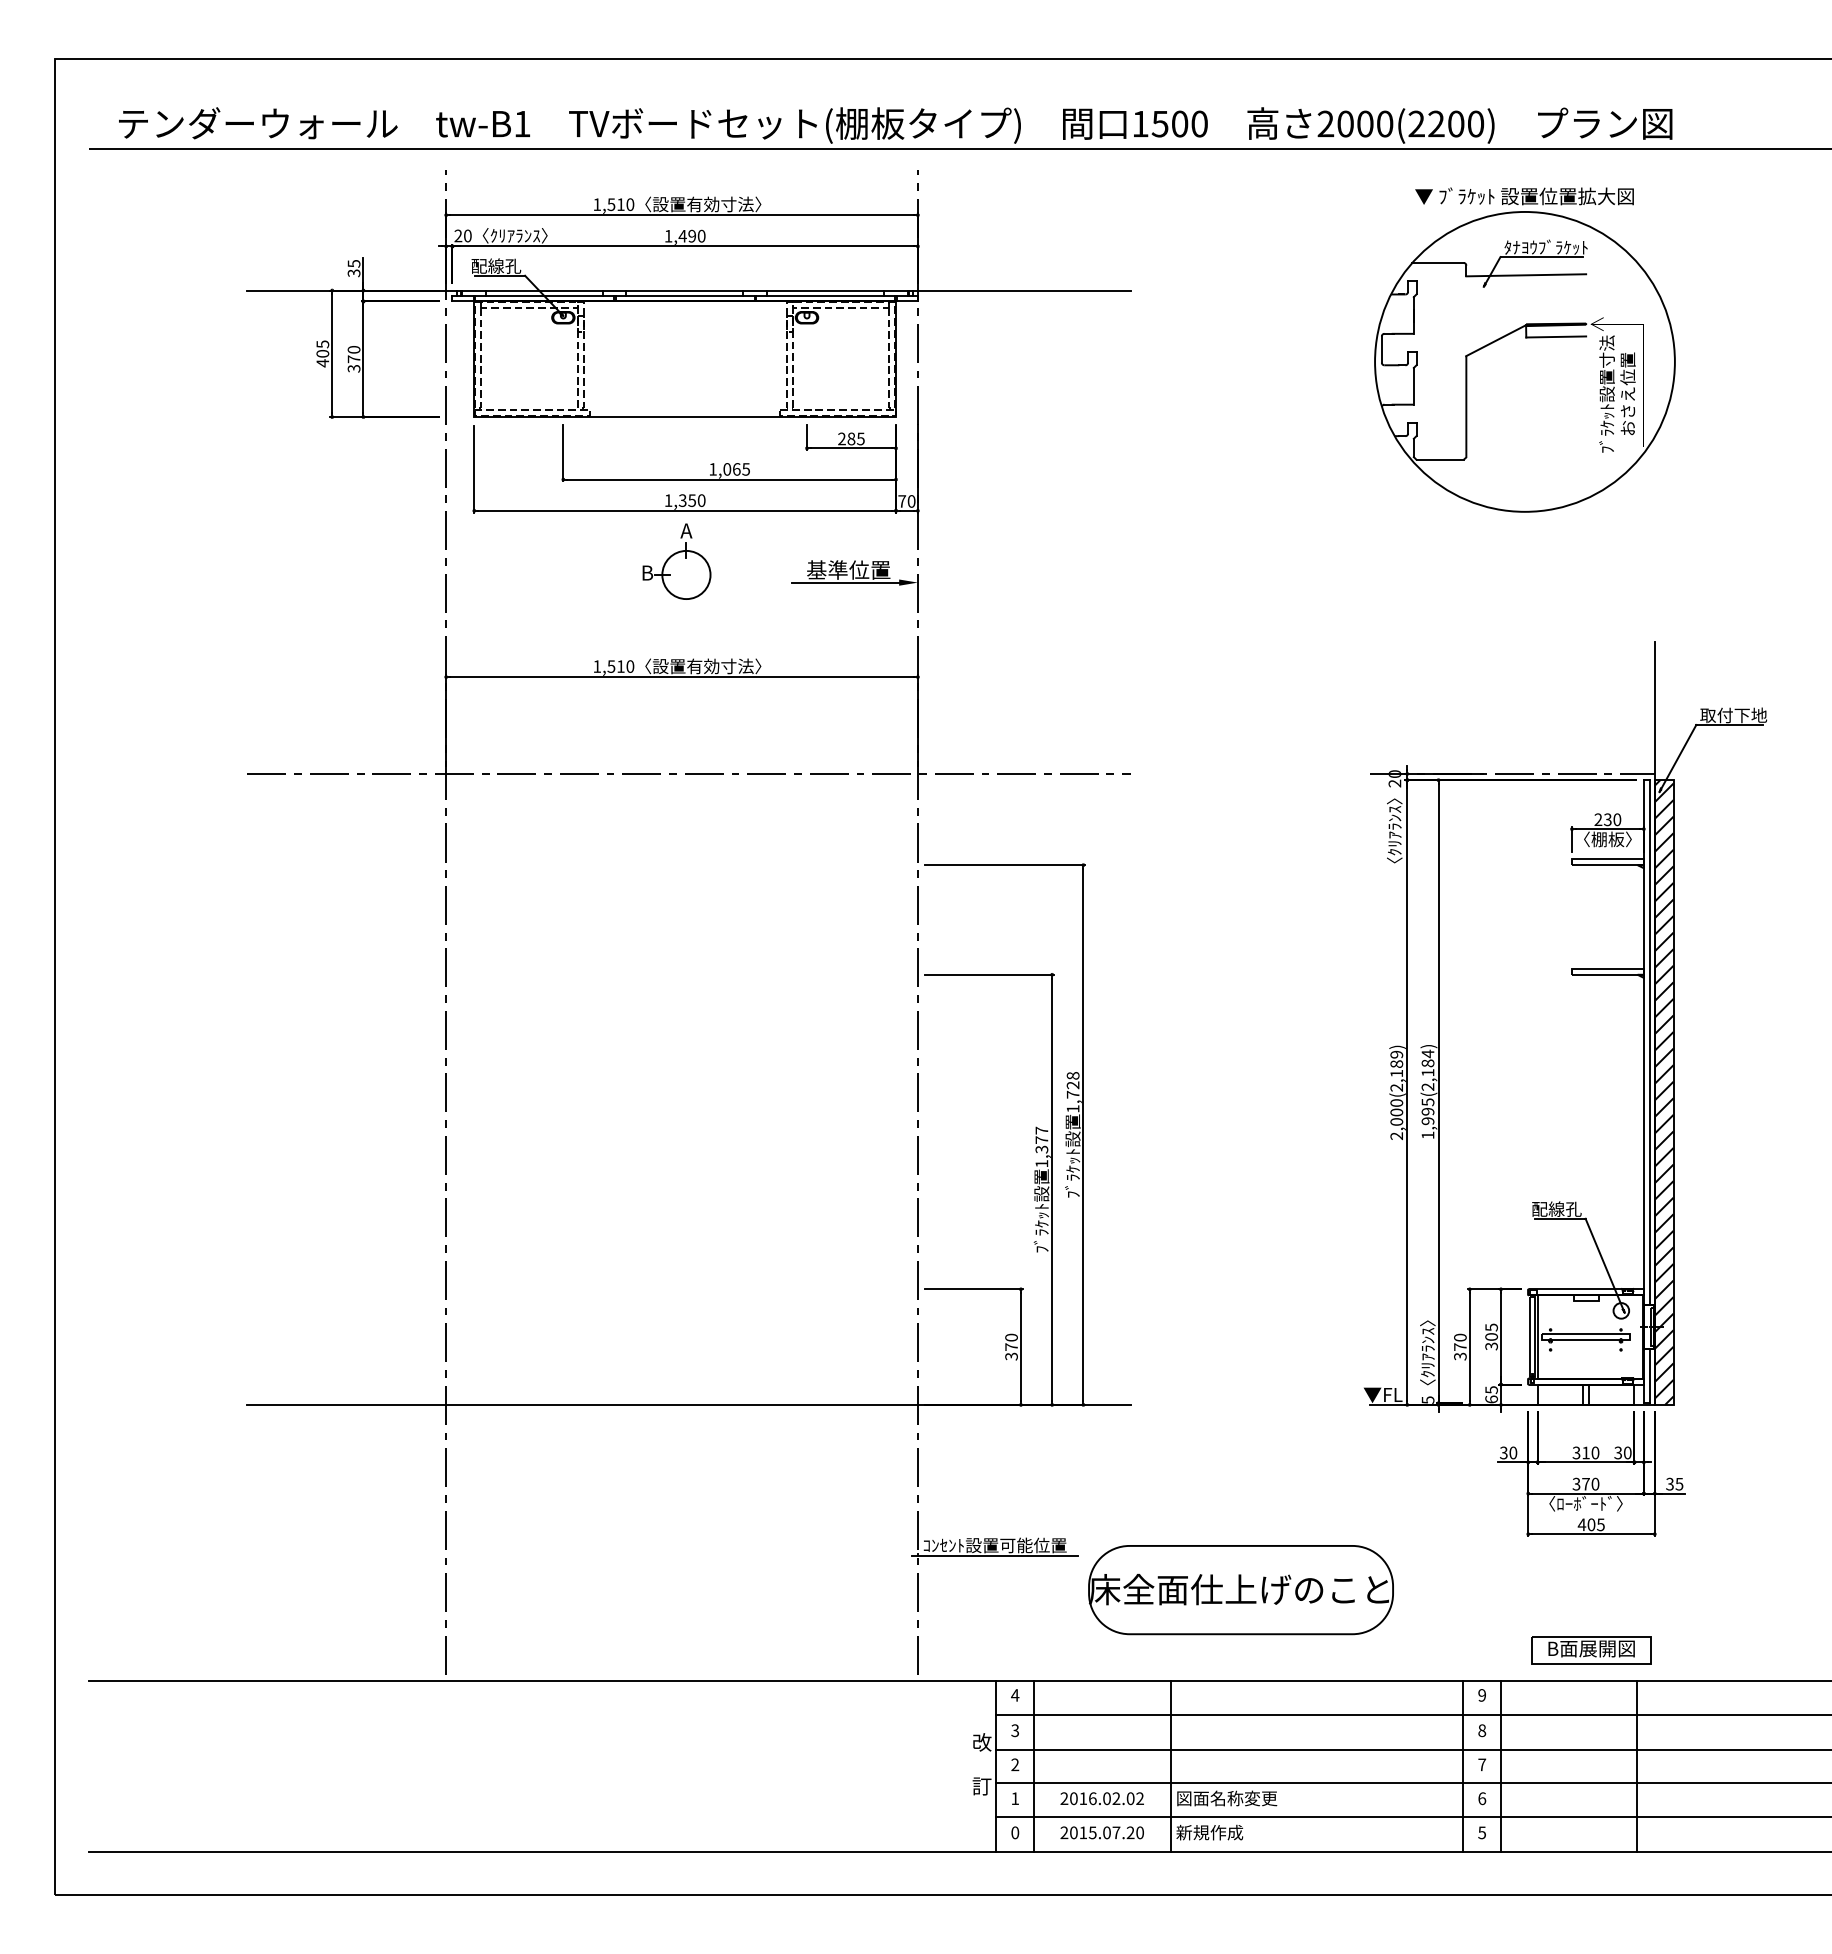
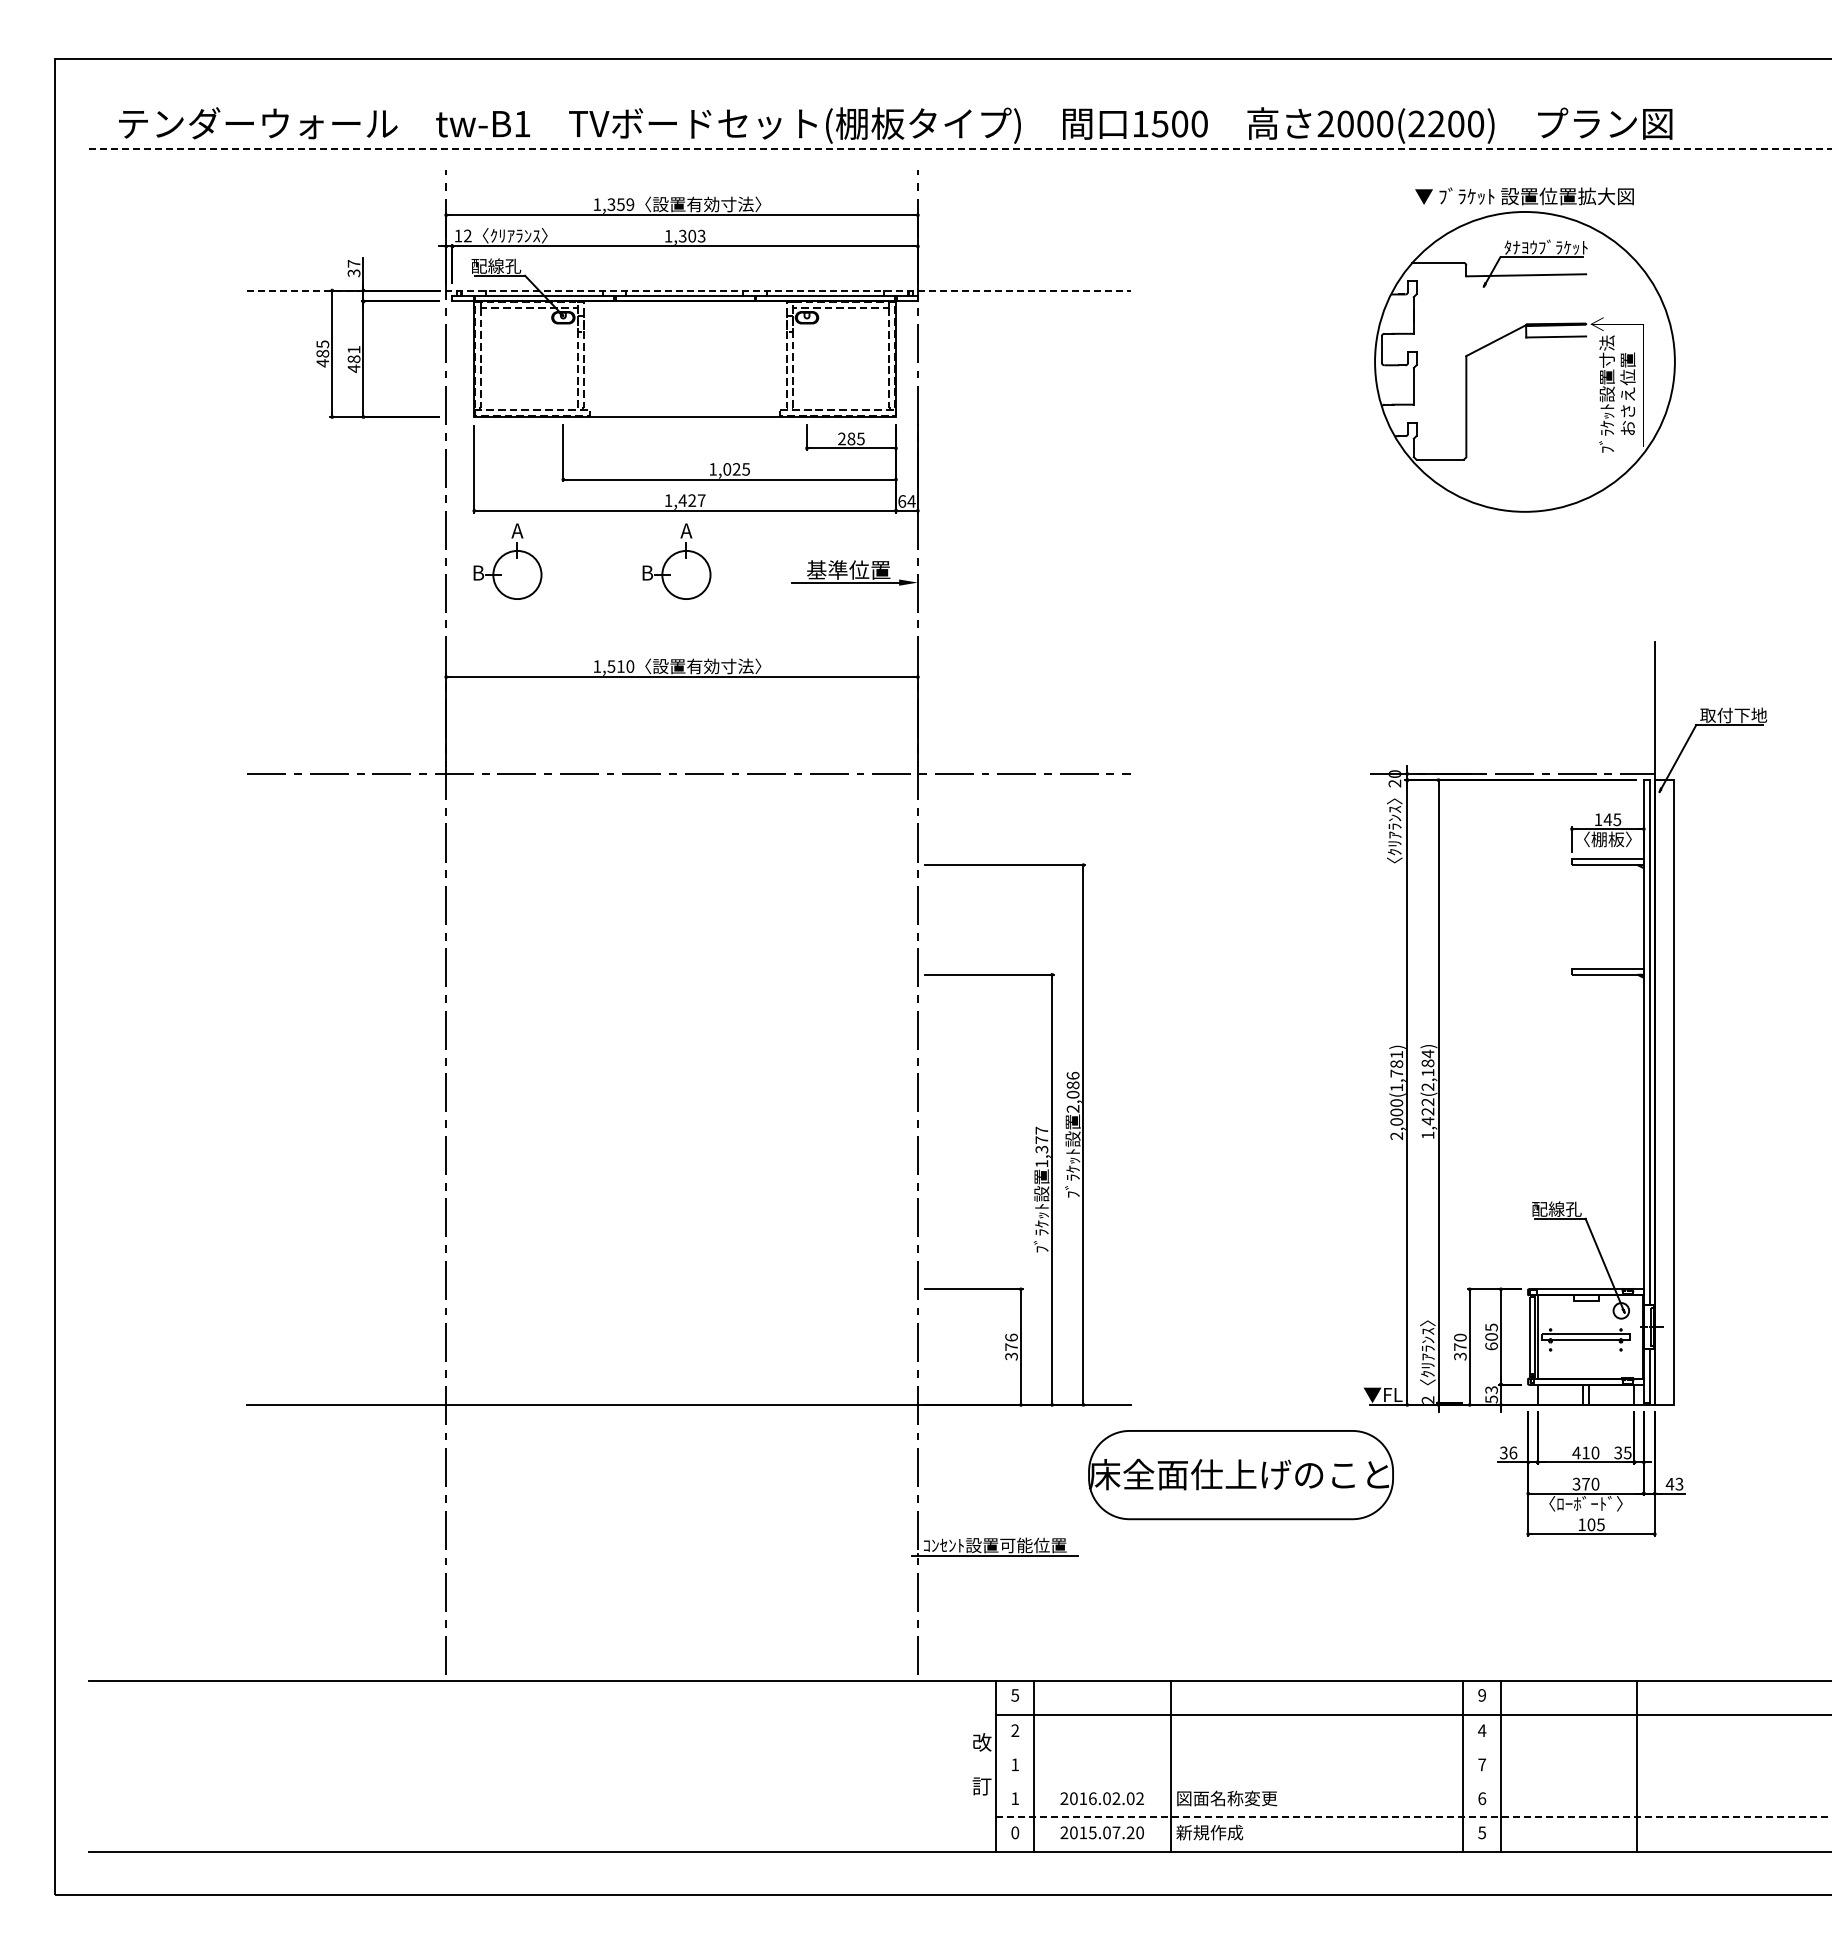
line: solid -> dashed (960, 149)
text: 1,510 -> 1,359 (621, 204)
text: 20 -> 12 (462, 235)
text: 1,490 -> 1,303 (691, 235)
text: 35 -> 37 (353, 263)
line: solid -> dashed (689, 290)
text: 405 -> 485 (322, 353)
text: 370 -> 481 (353, 359)
text: 1,065 -> 1,025 (736, 469)
text: 1,350 -> 1,427 (691, 500)
text: 70 -> 64 (906, 501)
part: none -> present (507, 561)
text: 230 -> 145 (1607, 819)
text: 2,000(2,189) -> 2,000(1,781) (1396, 1070)
text: 1,728 -> 2,086 (1072, 1091)
hatch: present -> none (1663, 1092)
text: 1,995(2,184) -> 1,422(2,184) (1427, 1111)
text: 370 -> 376 (1011, 1337)
text: 305 -> 605 (1491, 1346)
text: 65 -> 53 (1491, 1394)
text: 5 -> 2 (1427, 1399)
text: 30 -> 36 (1513, 1452)
text: 310 -> 410 (1576, 1452)
text: 30 -> 35 (1627, 1452)
text: 35 -> 43 (1674, 1483)
text: 405 -> 105 (1581, 1524)
part position: (1240, 1590) -> (1240, 1475) (1240, 1475)
part: present -> none (1591, 1650)
text: 4 -> 5 (1015, 1695)
text: 8 -> 4 (1482, 1730)
text: 3 -> 2 (1015, 1731)
line: present -> none (1412, 1749)
text: 2 -> 1 (1015, 1764)
line: present -> none (1412, 1783)
line: solid -> dashed (1414, 1817)
